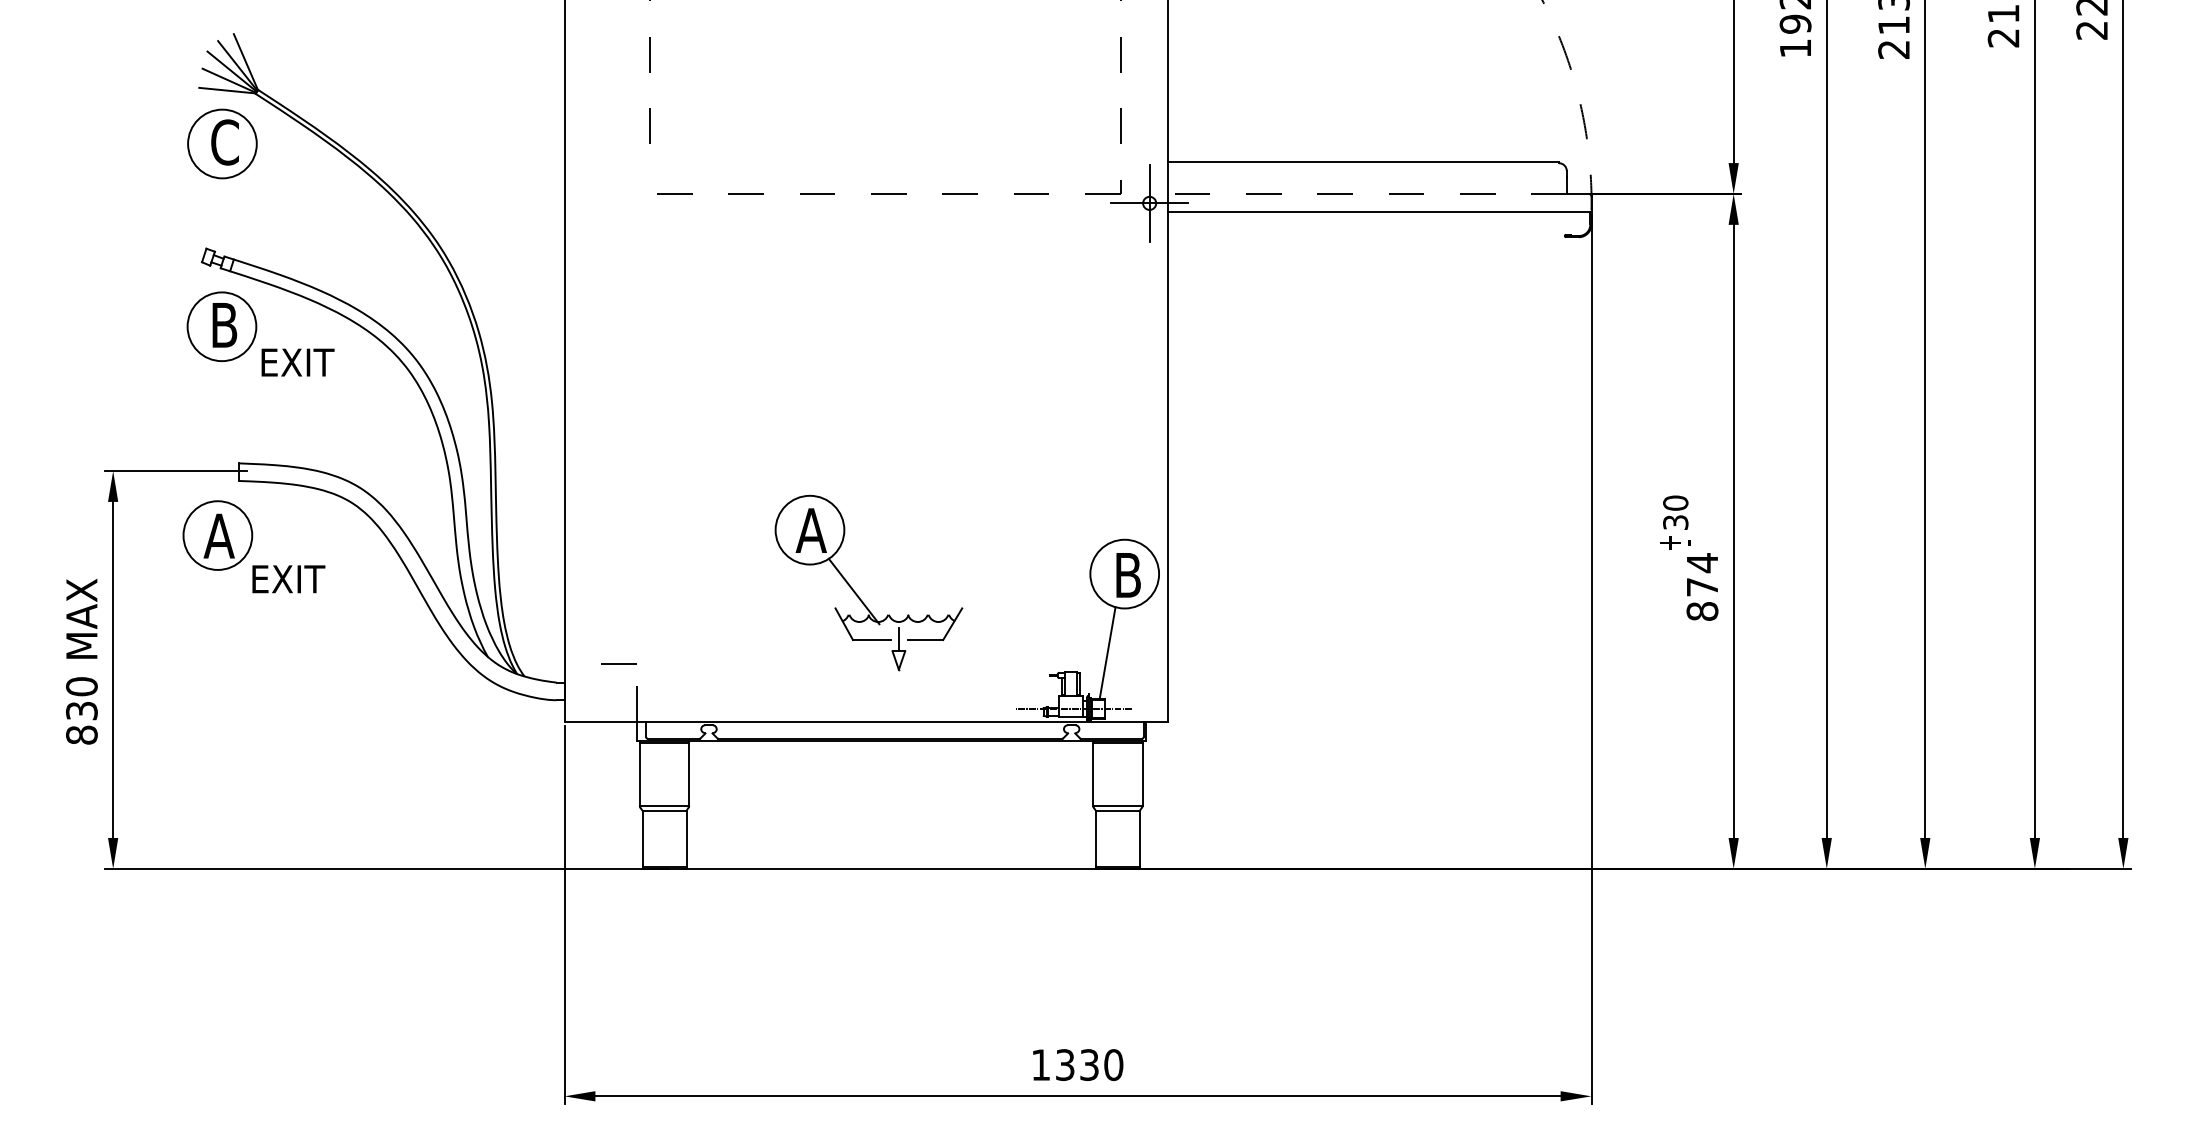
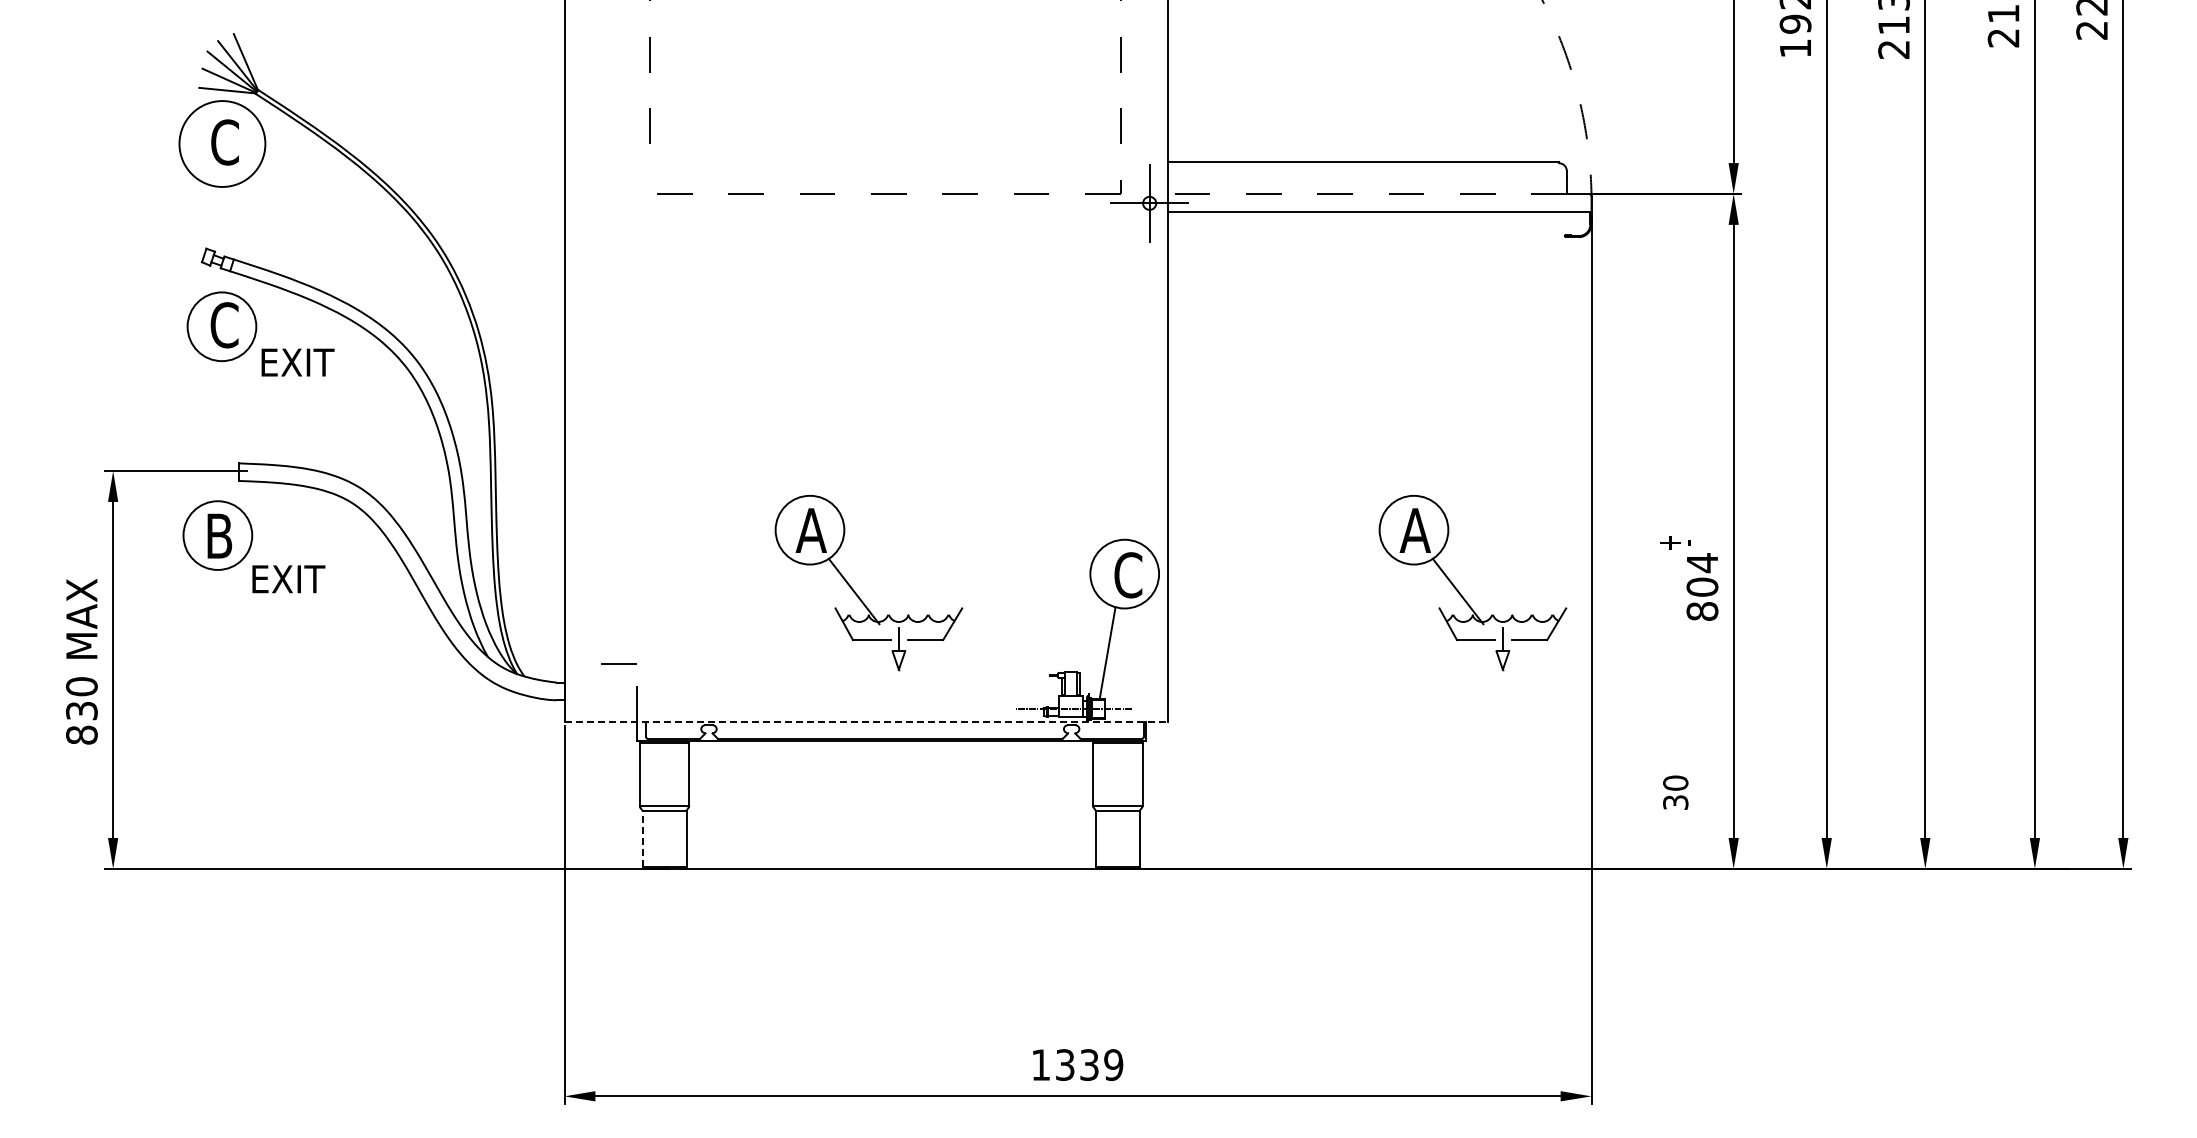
circle diameter: 69 px -> 86 px (222, 143)
text: B -> C (224, 325)
text position: (1675, 512) -> (1675, 792) (1675, 792)
text: A -> B (218, 535)
text: B -> C (1128, 575)
text: 874 -> 804 (1702, 586)
part: none -> present (1460, 592)
line: solid -> dashed (866, 721)
line: solid -> dashed (642, 838)
text: 1330 -> 1339 (1113, 1064)
